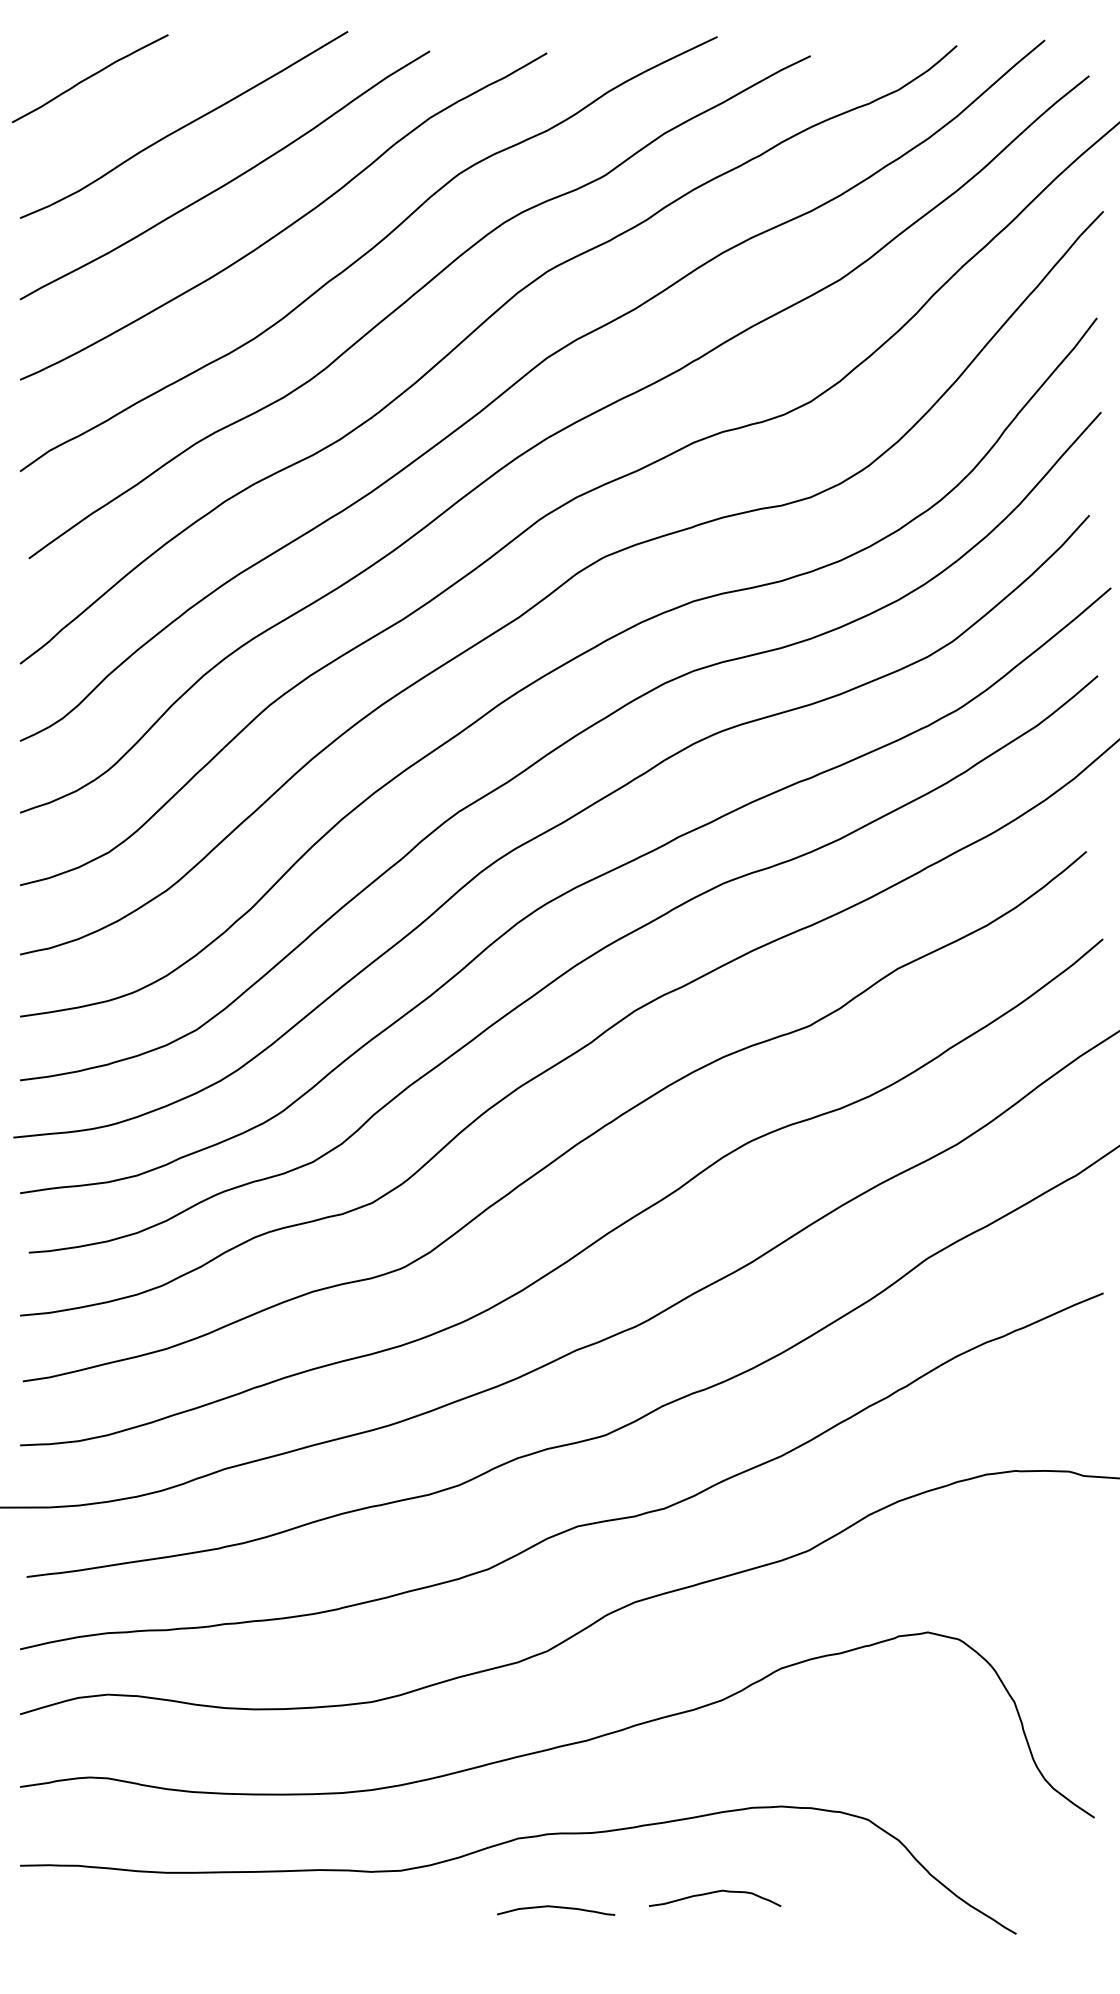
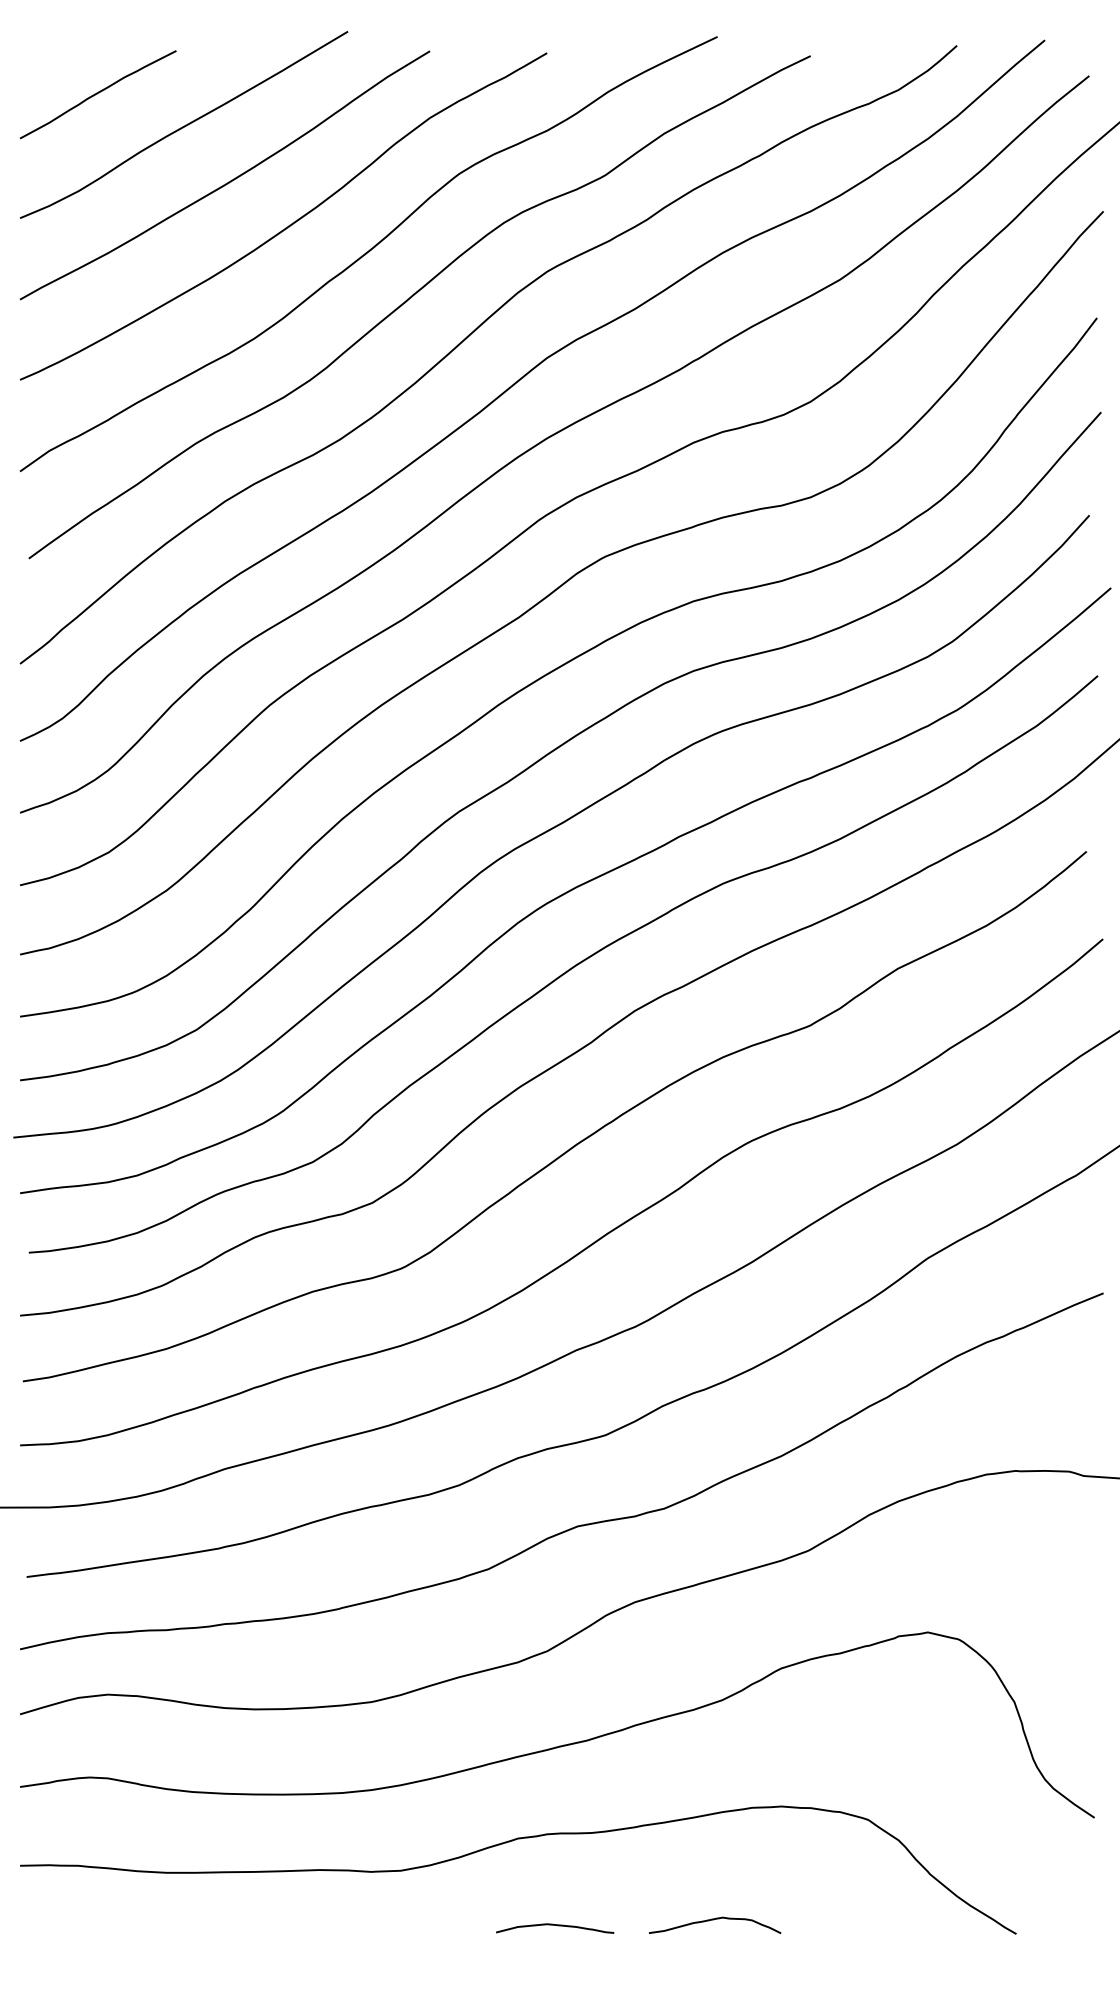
curve position: (90, 77) -> (98, 93) (98, 93)
curve position: (713, 1893) -> (713, 1920) (713, 1920)
curve position: (558, 1908) -> (557, 1926) (557, 1926)
